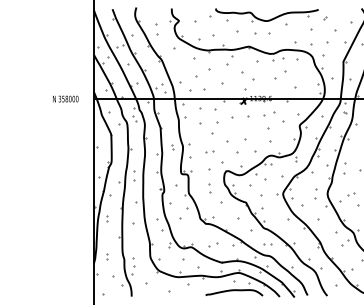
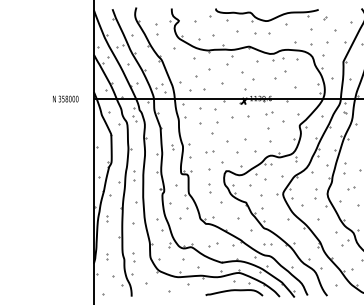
part size: 13x6 px -> 9x5 px (269, 113)
part position: (351, 194) -> (351, 188) (351, 188)
part position: (133, 262) -> (133, 257) (133, 257)
